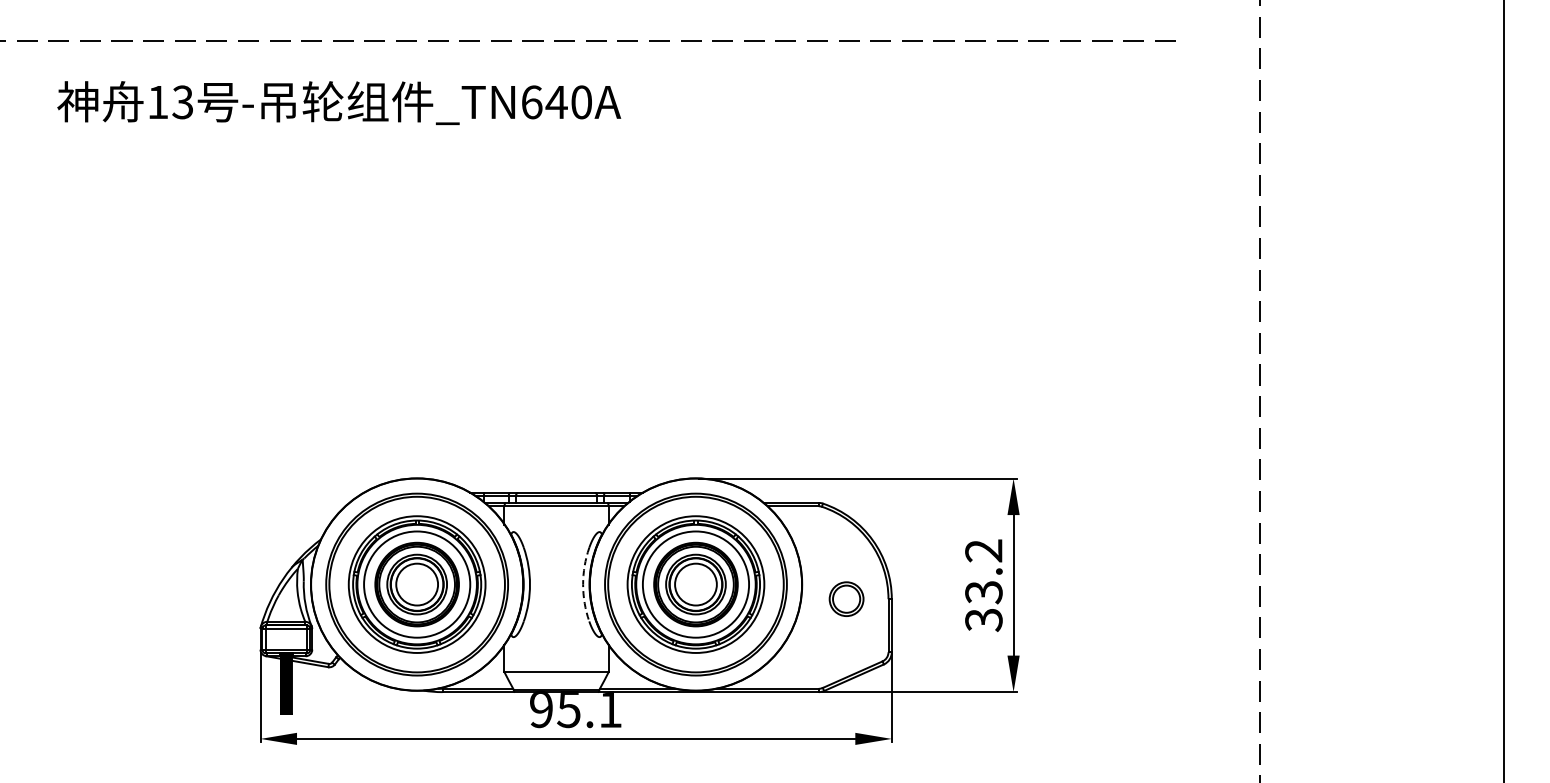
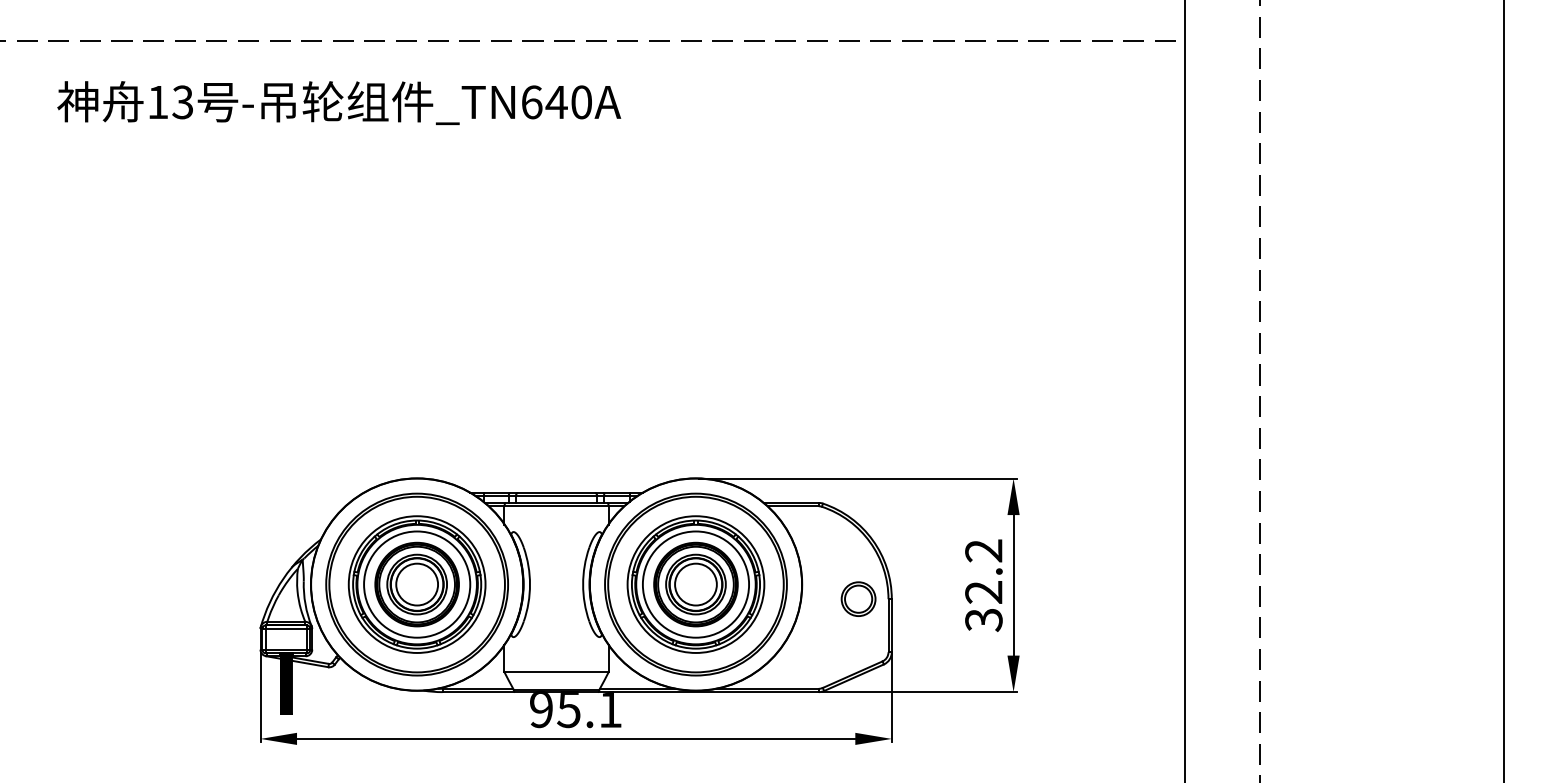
line: none -> present (1185, 390)
arc: dashed -> solid (583, 584)
text: 33.2 -> 32.2 (984, 592)
part position: (846, 598) -> (858, 598) (858, 598)
